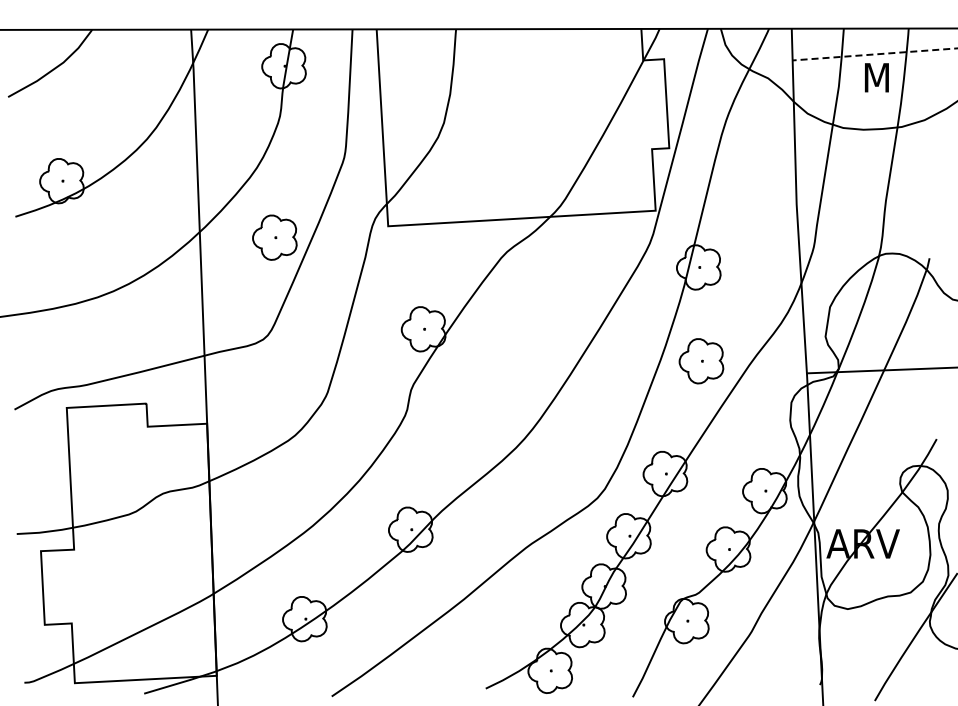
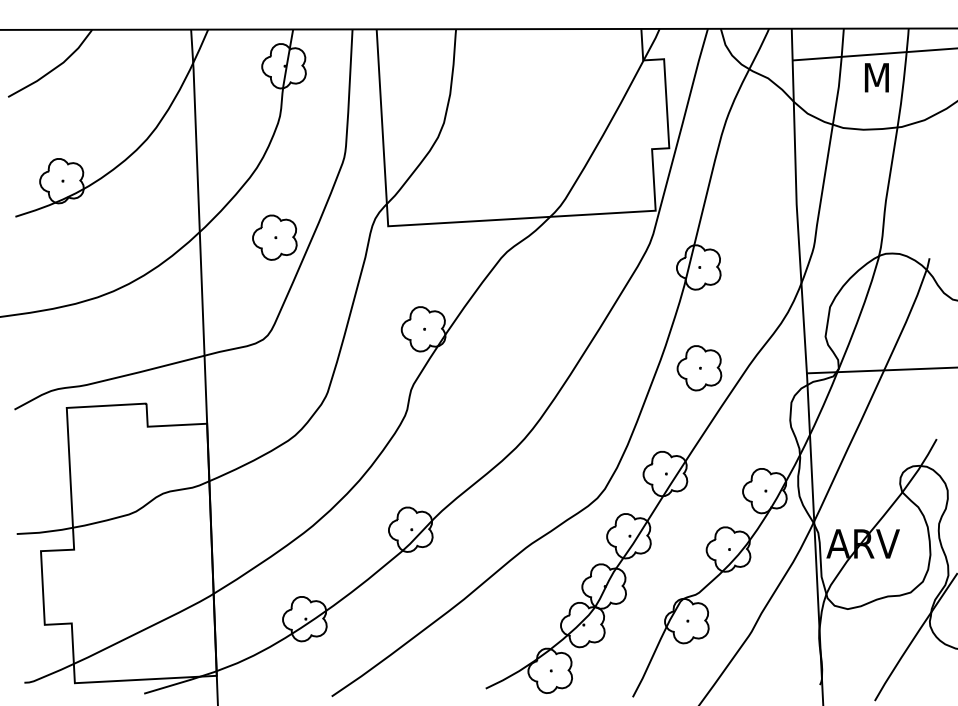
line: dashed -> solid (874, 54)
part position: (701, 361) -> (699, 368) (699, 368)
